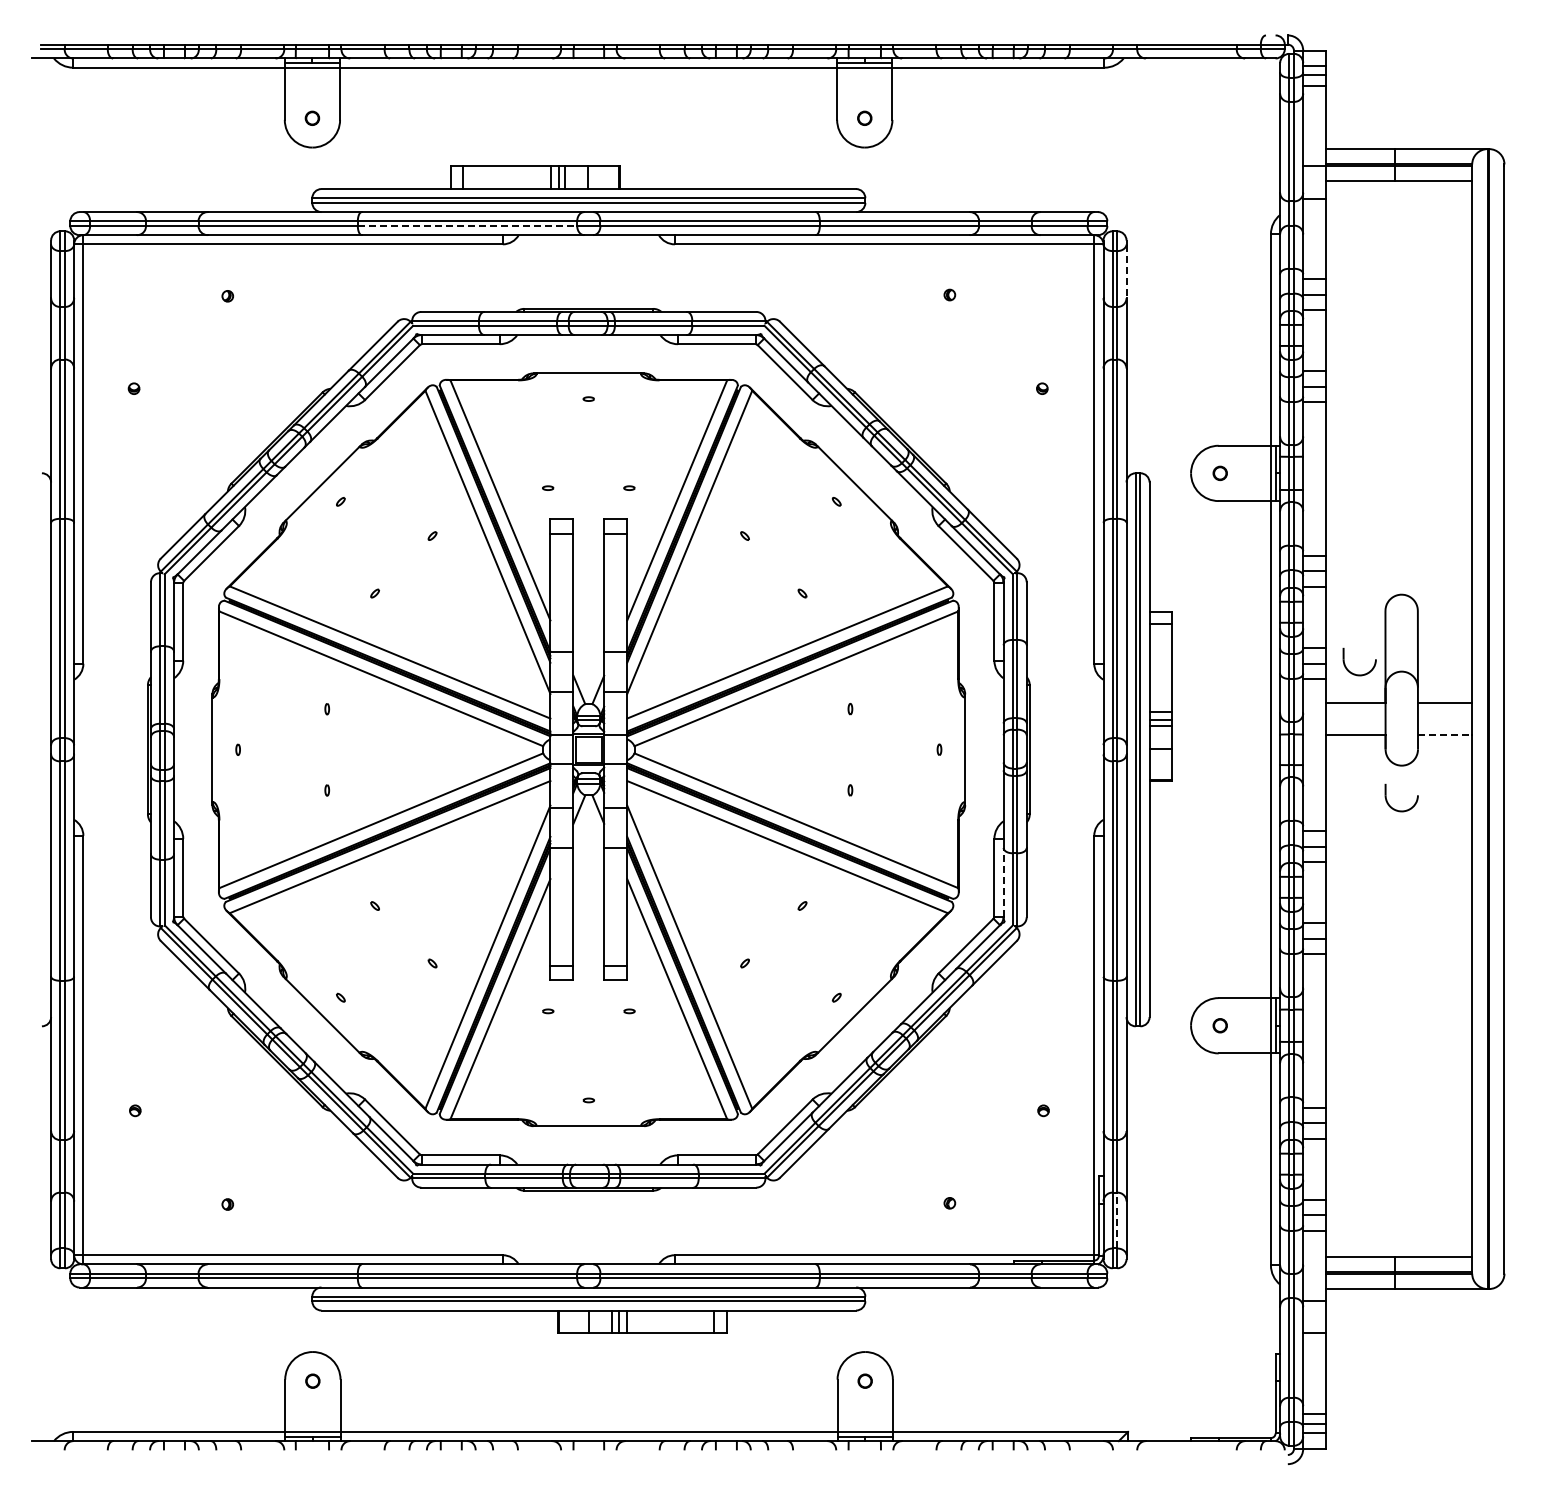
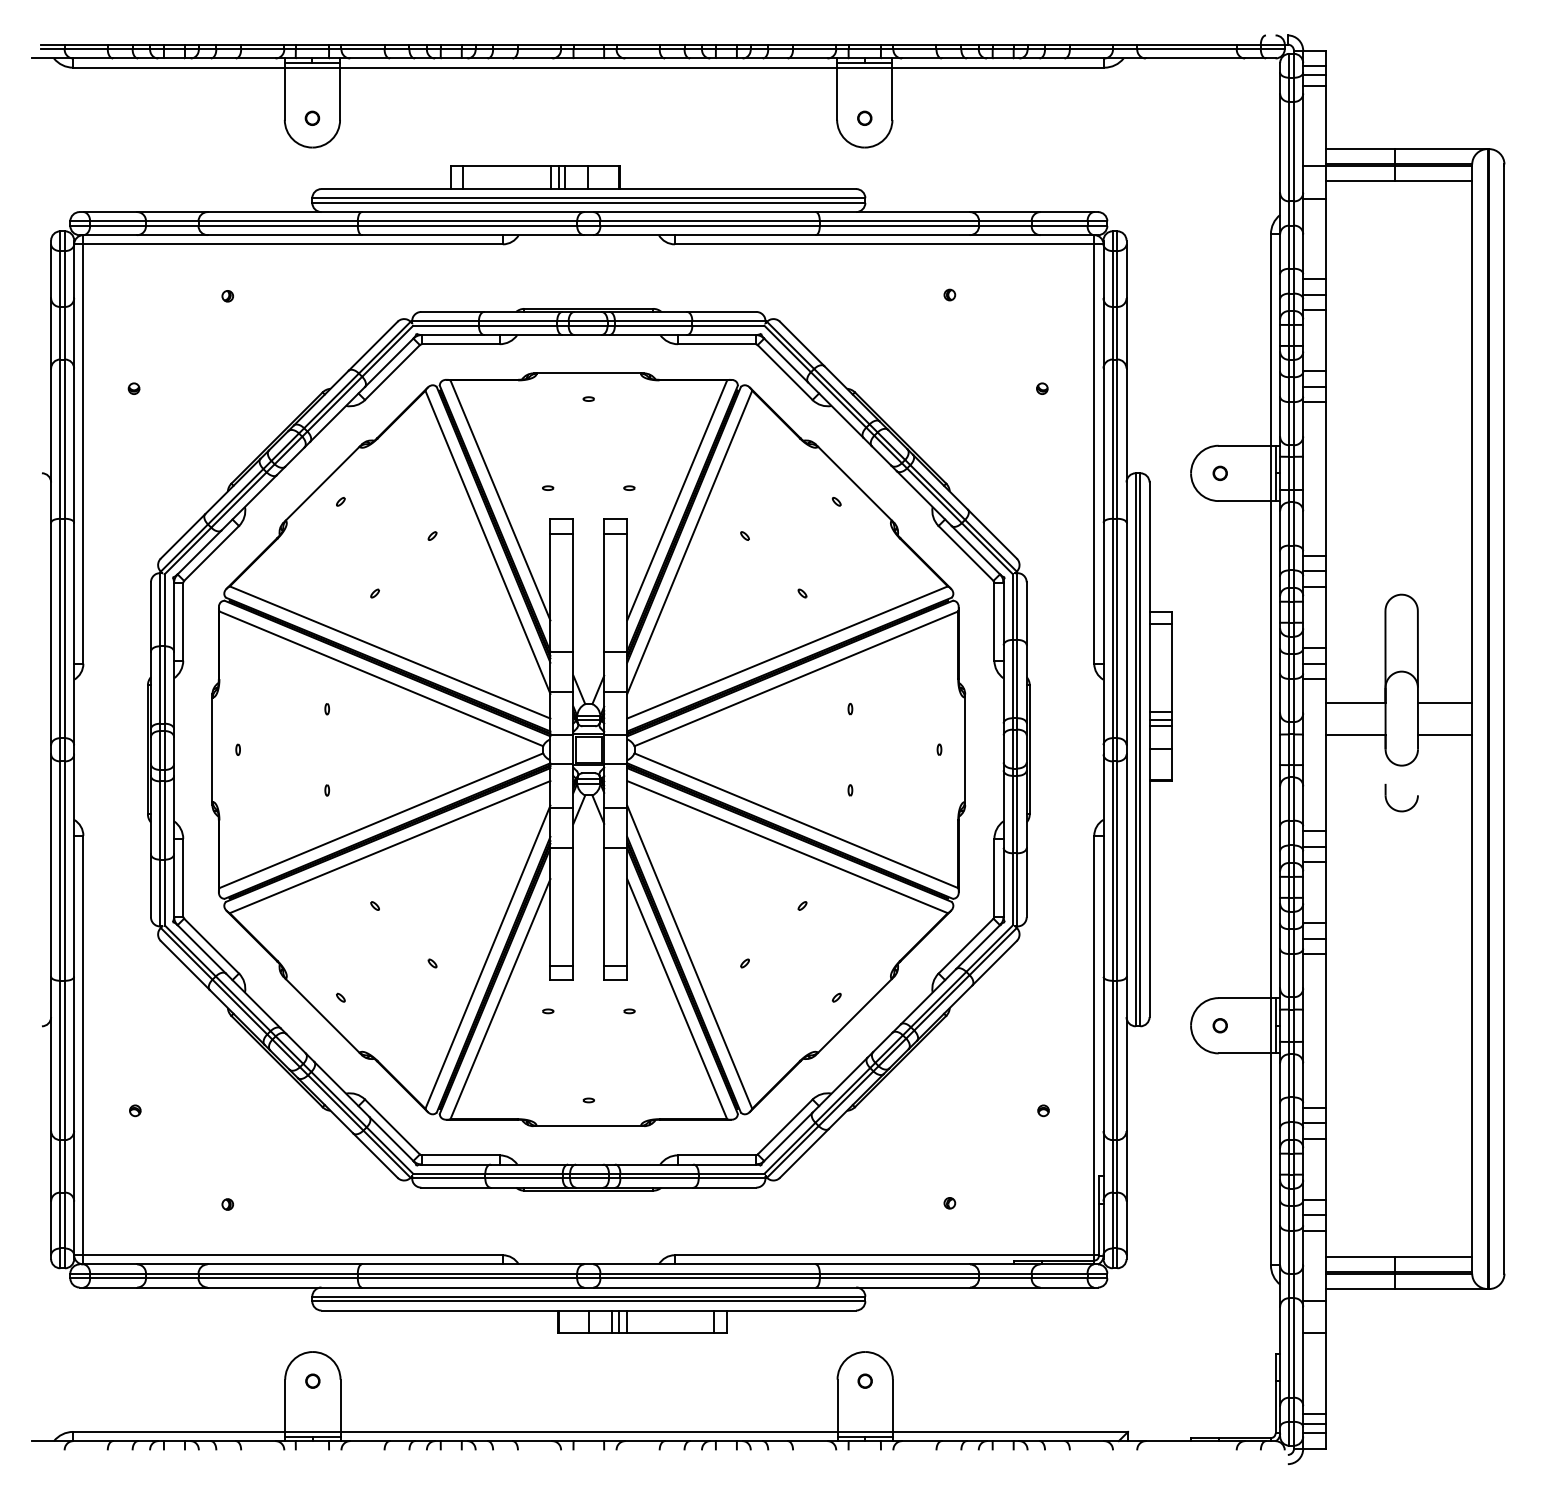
line: dashed -> solid (467, 225)
line: dashed -> solid (1126, 271)
part: present -> none (1355, 673)
line: dashed -> solid (1445, 735)
line: dashed -> solid (1003, 882)
line: dashed -> solid (1117, 1220)
